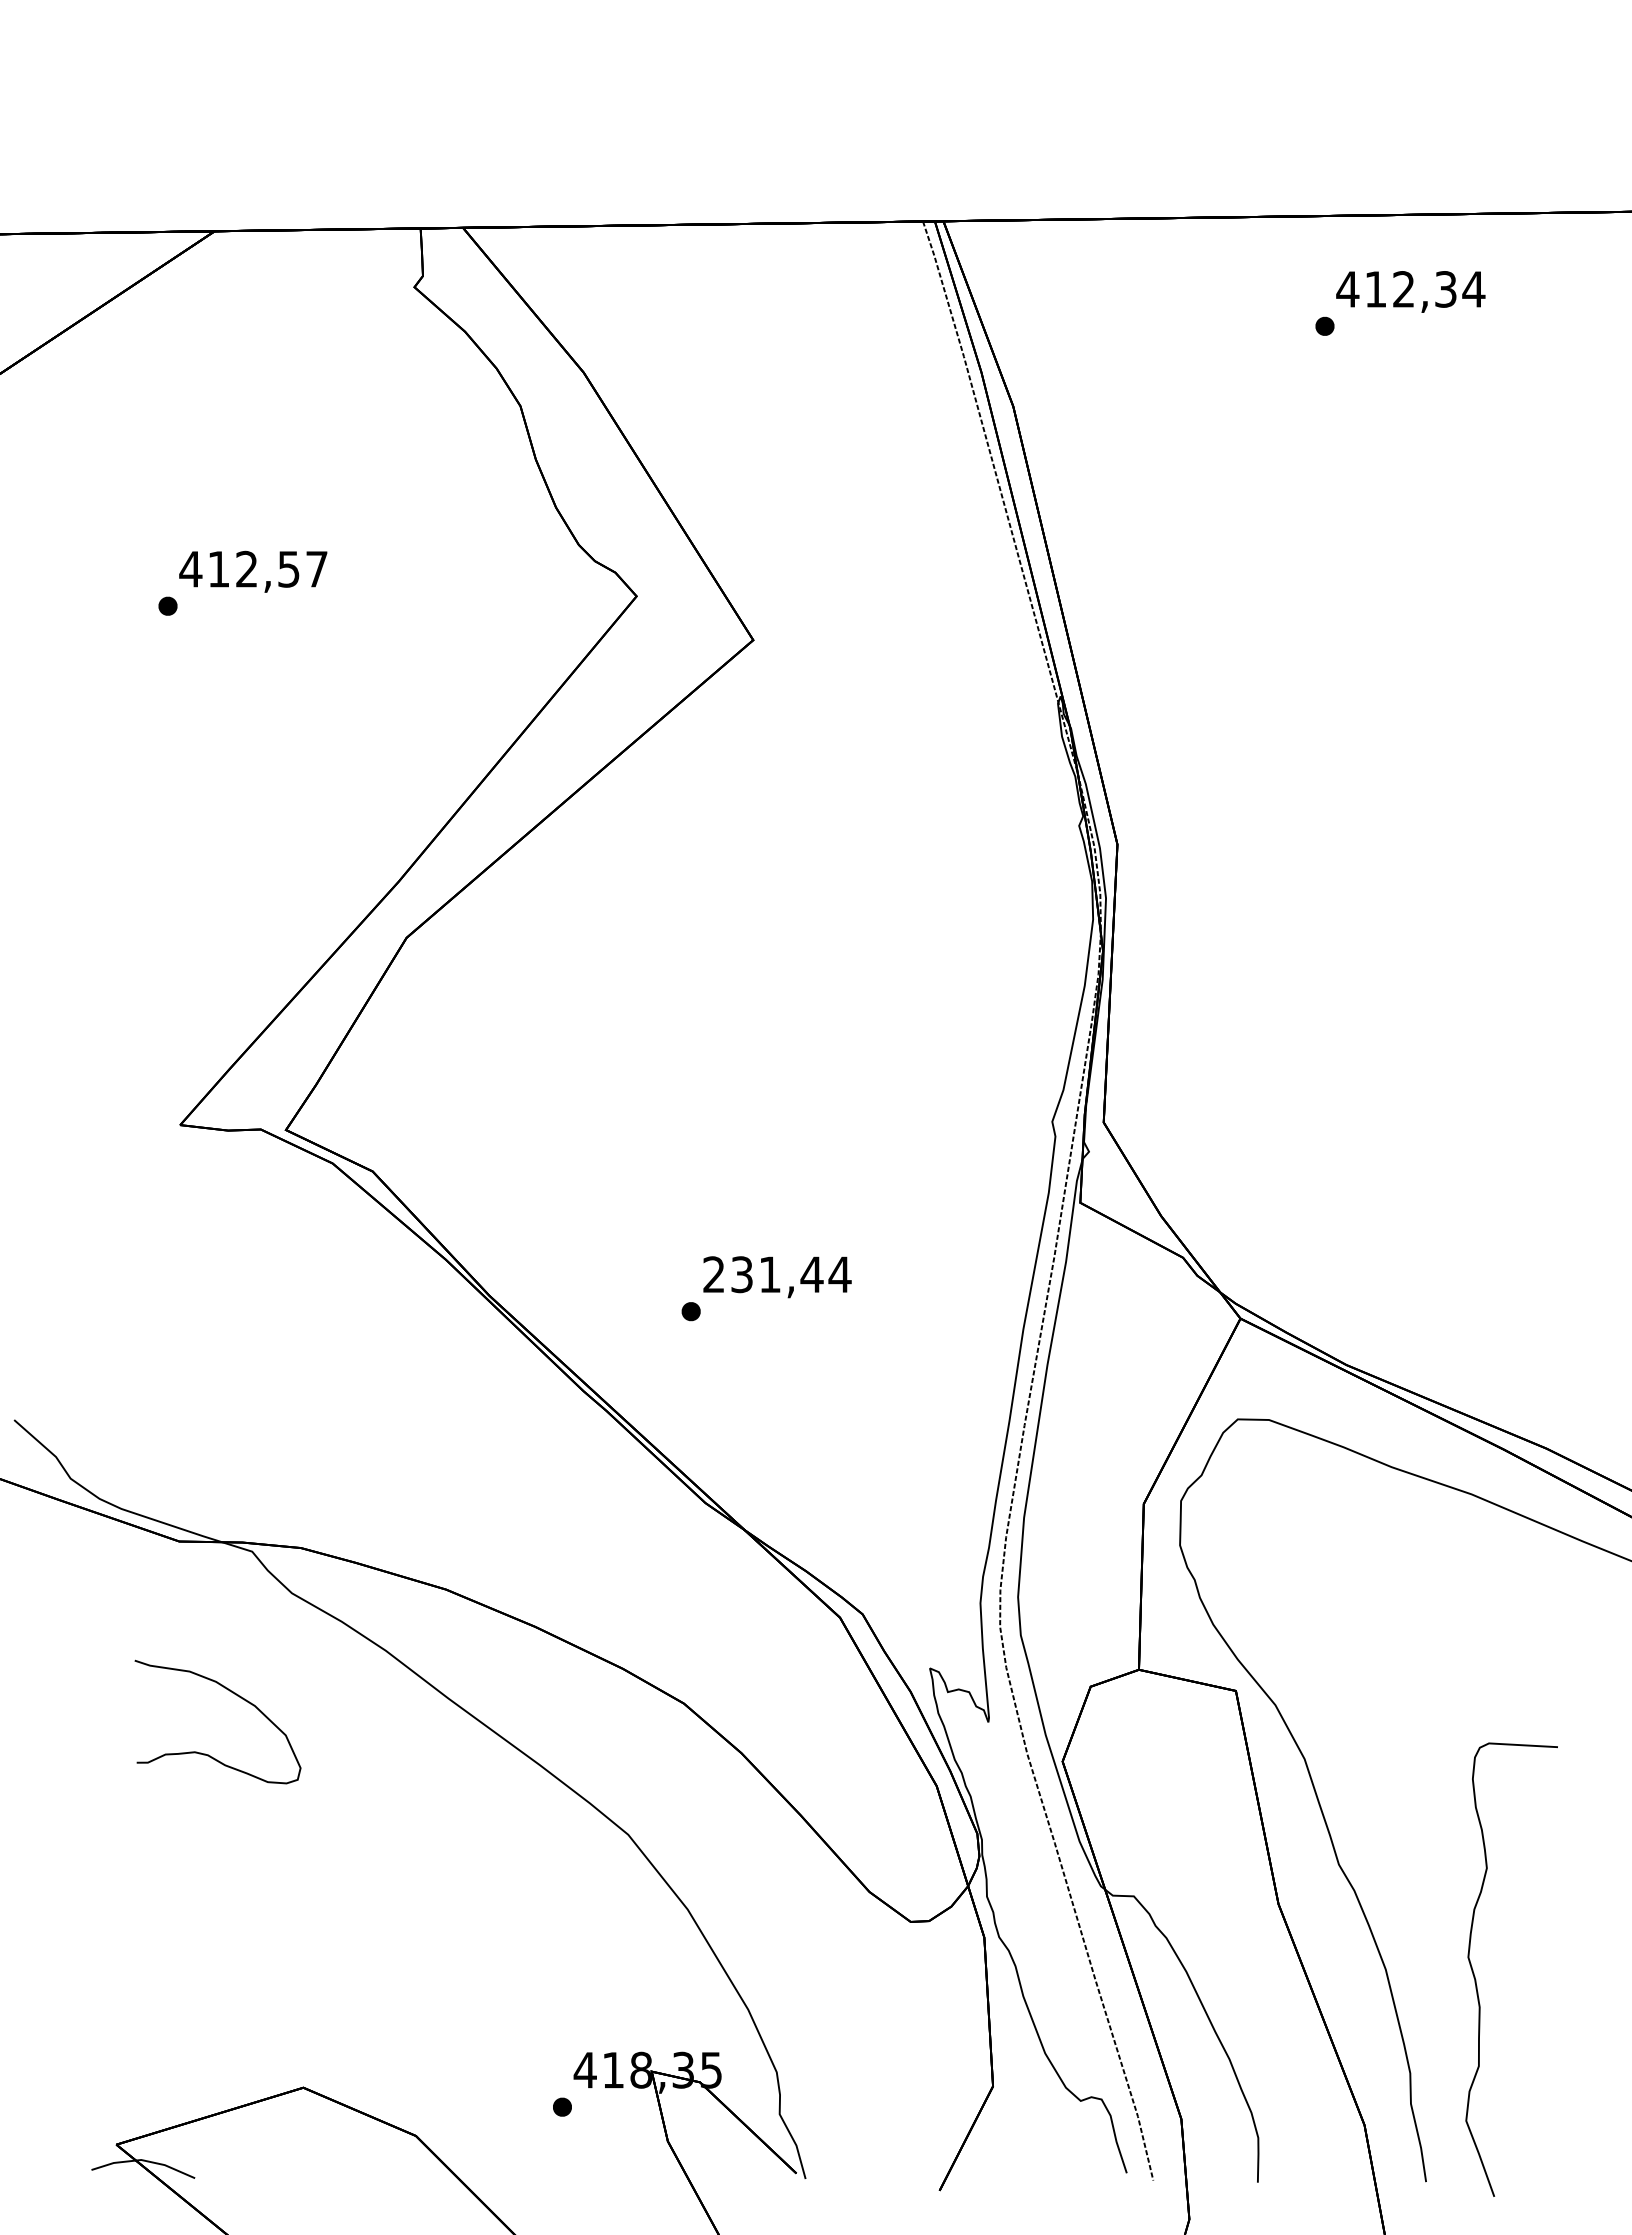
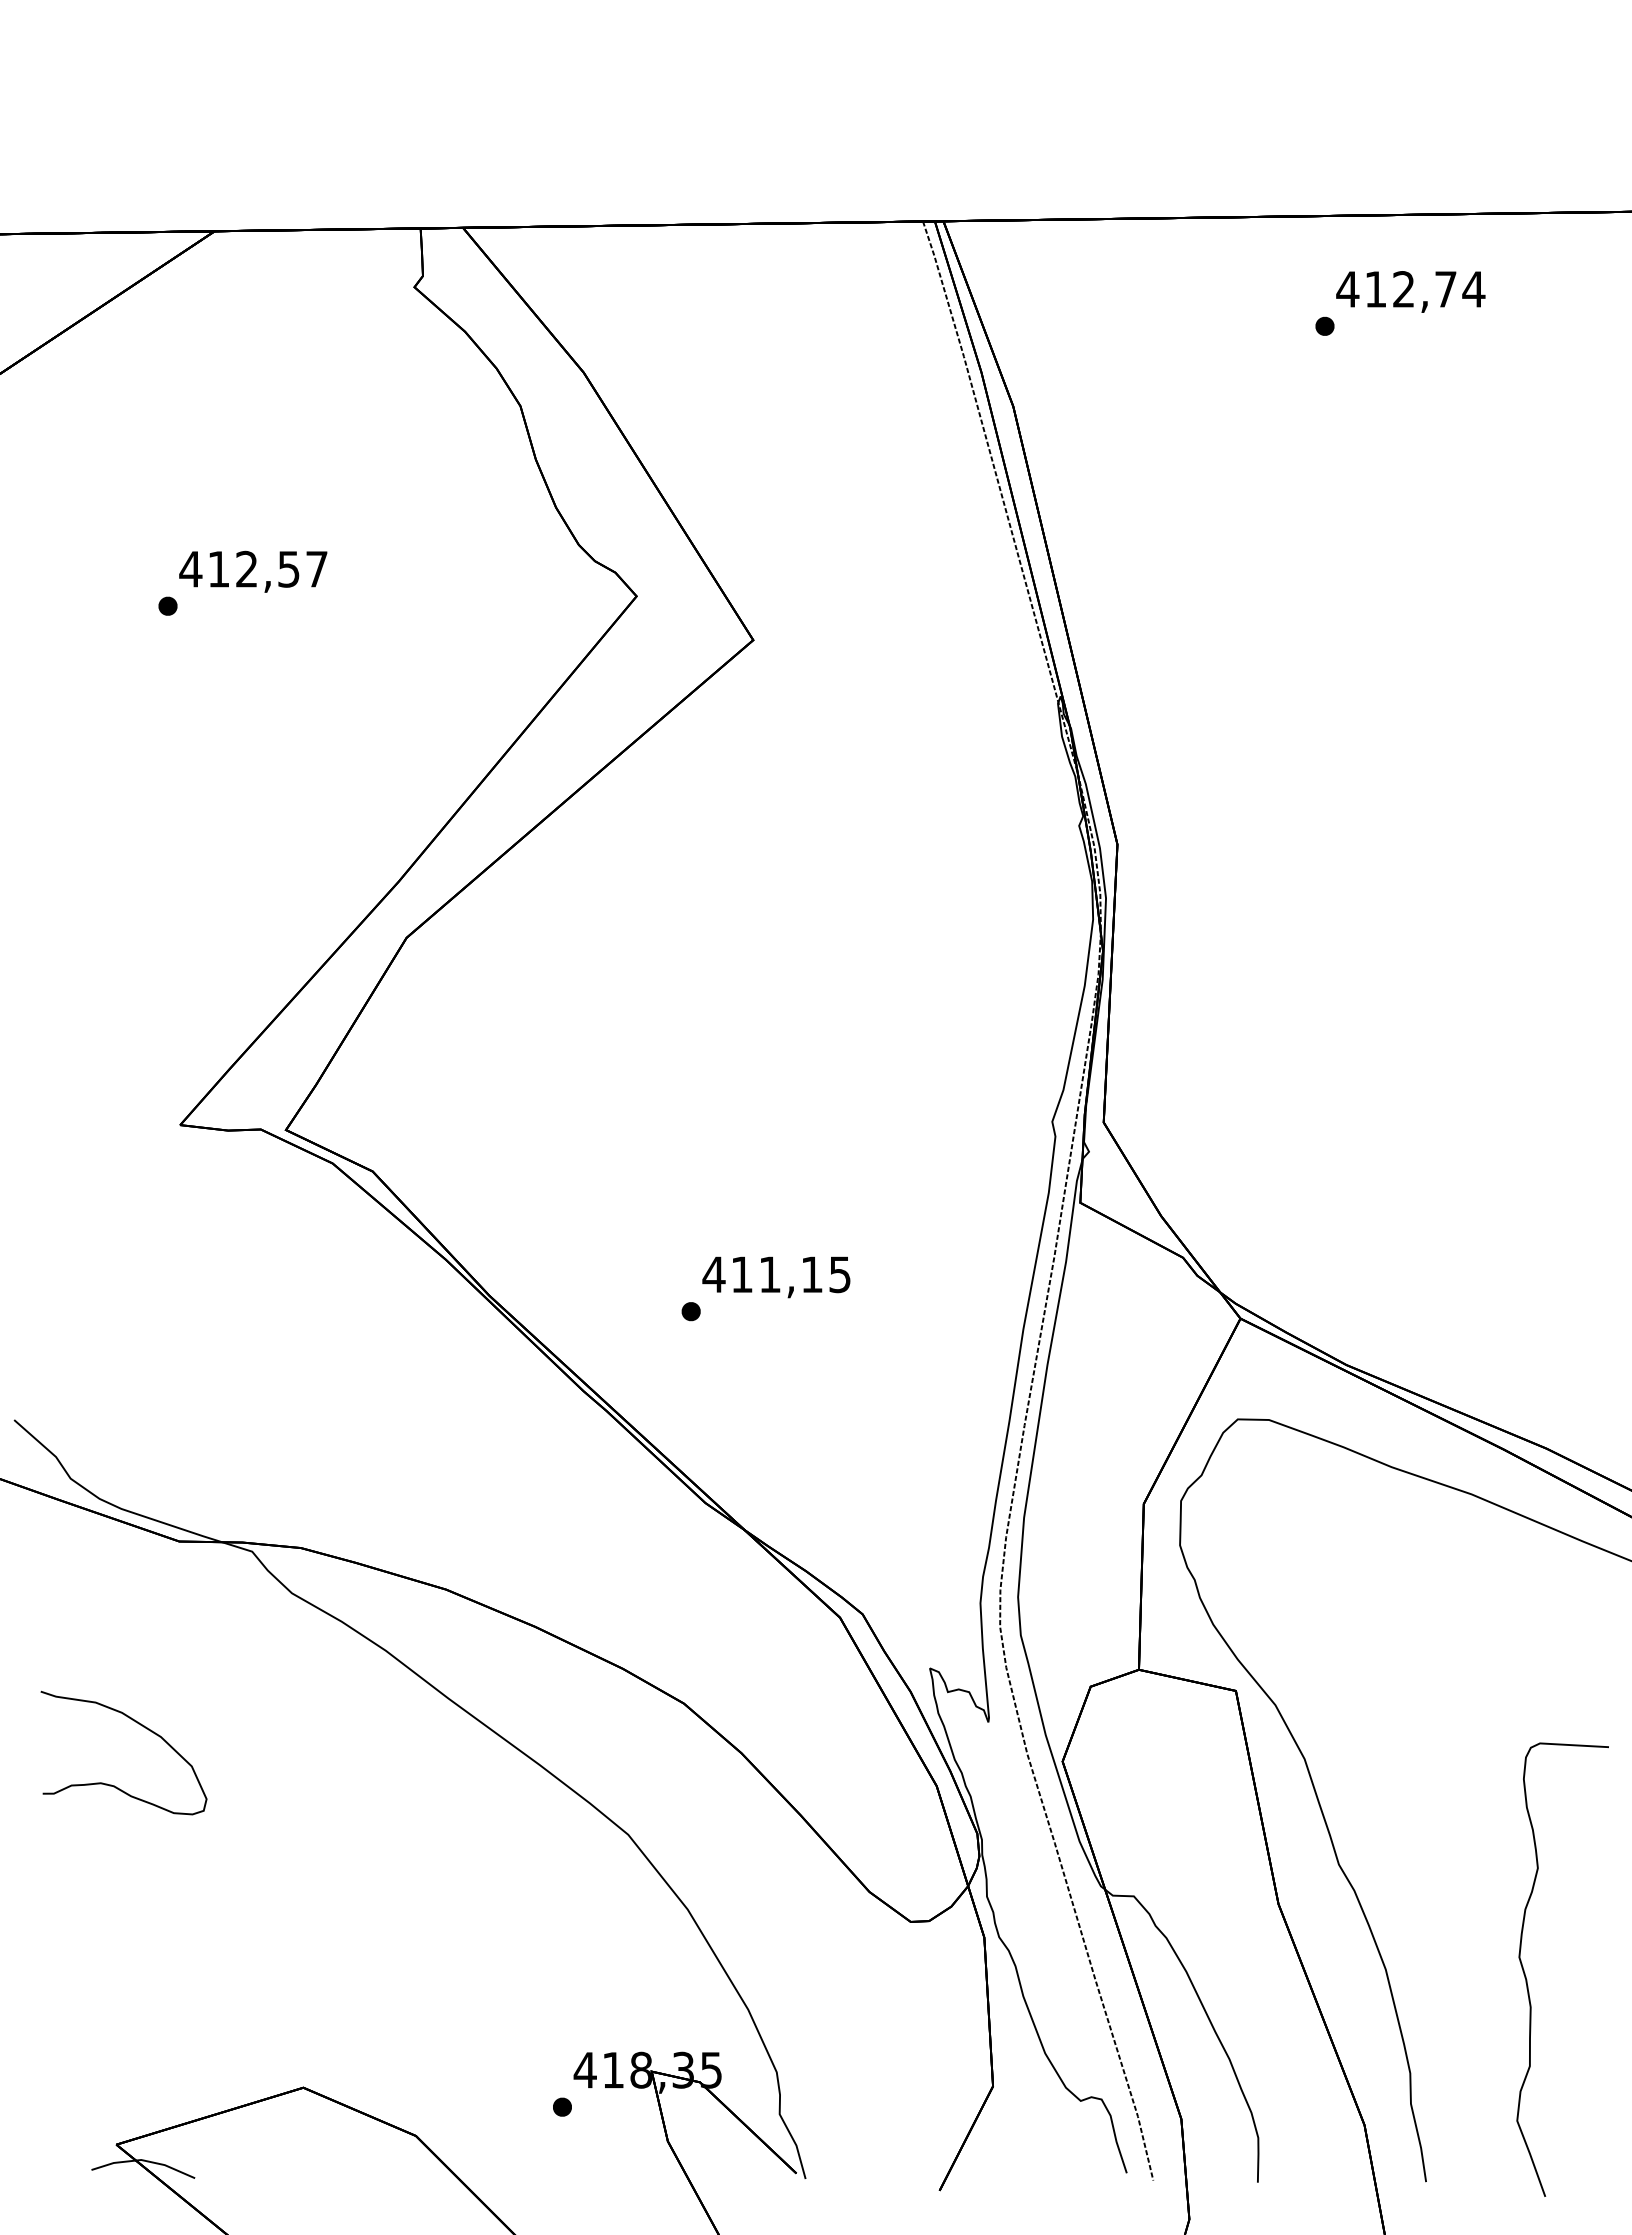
text: 412,34 -> 412,74 (1445, 289)
text: 231,44 -> 411,15 (776, 1274)
part position: (232, 1693) -> (138, 1724) (138, 1724)
curve position: (1476, 1979) -> (1527, 1979) (1527, 1979)
